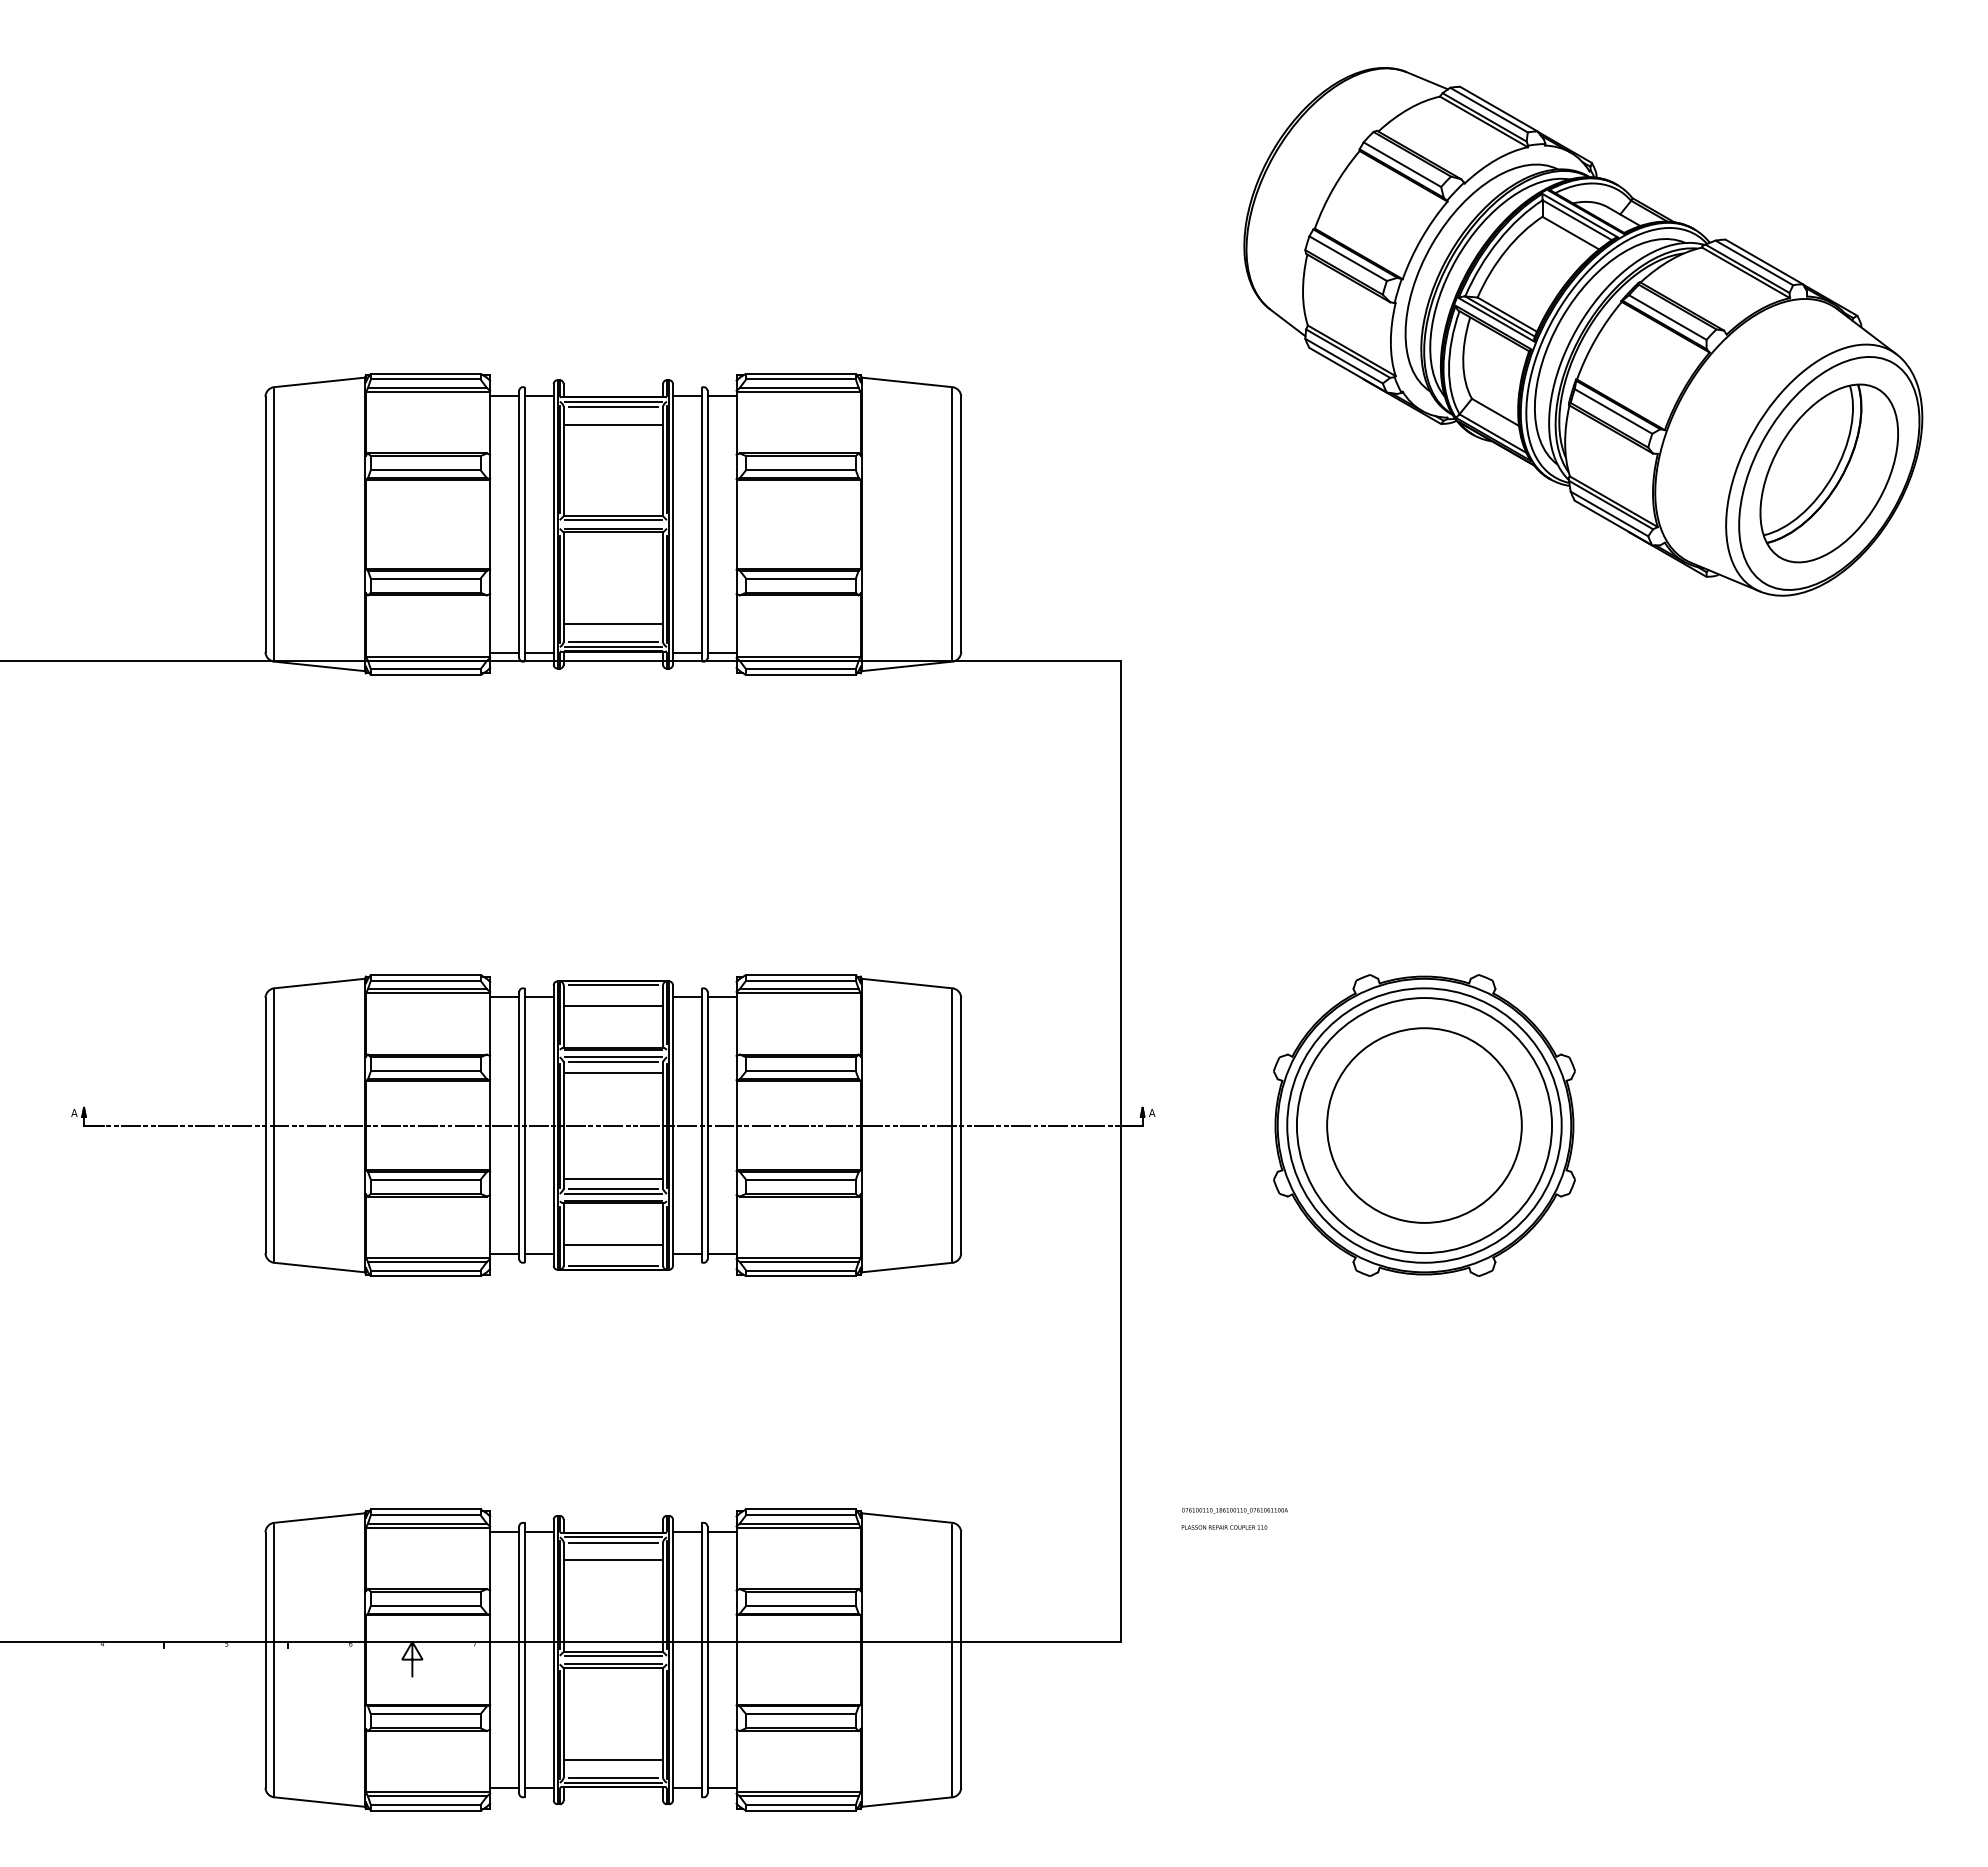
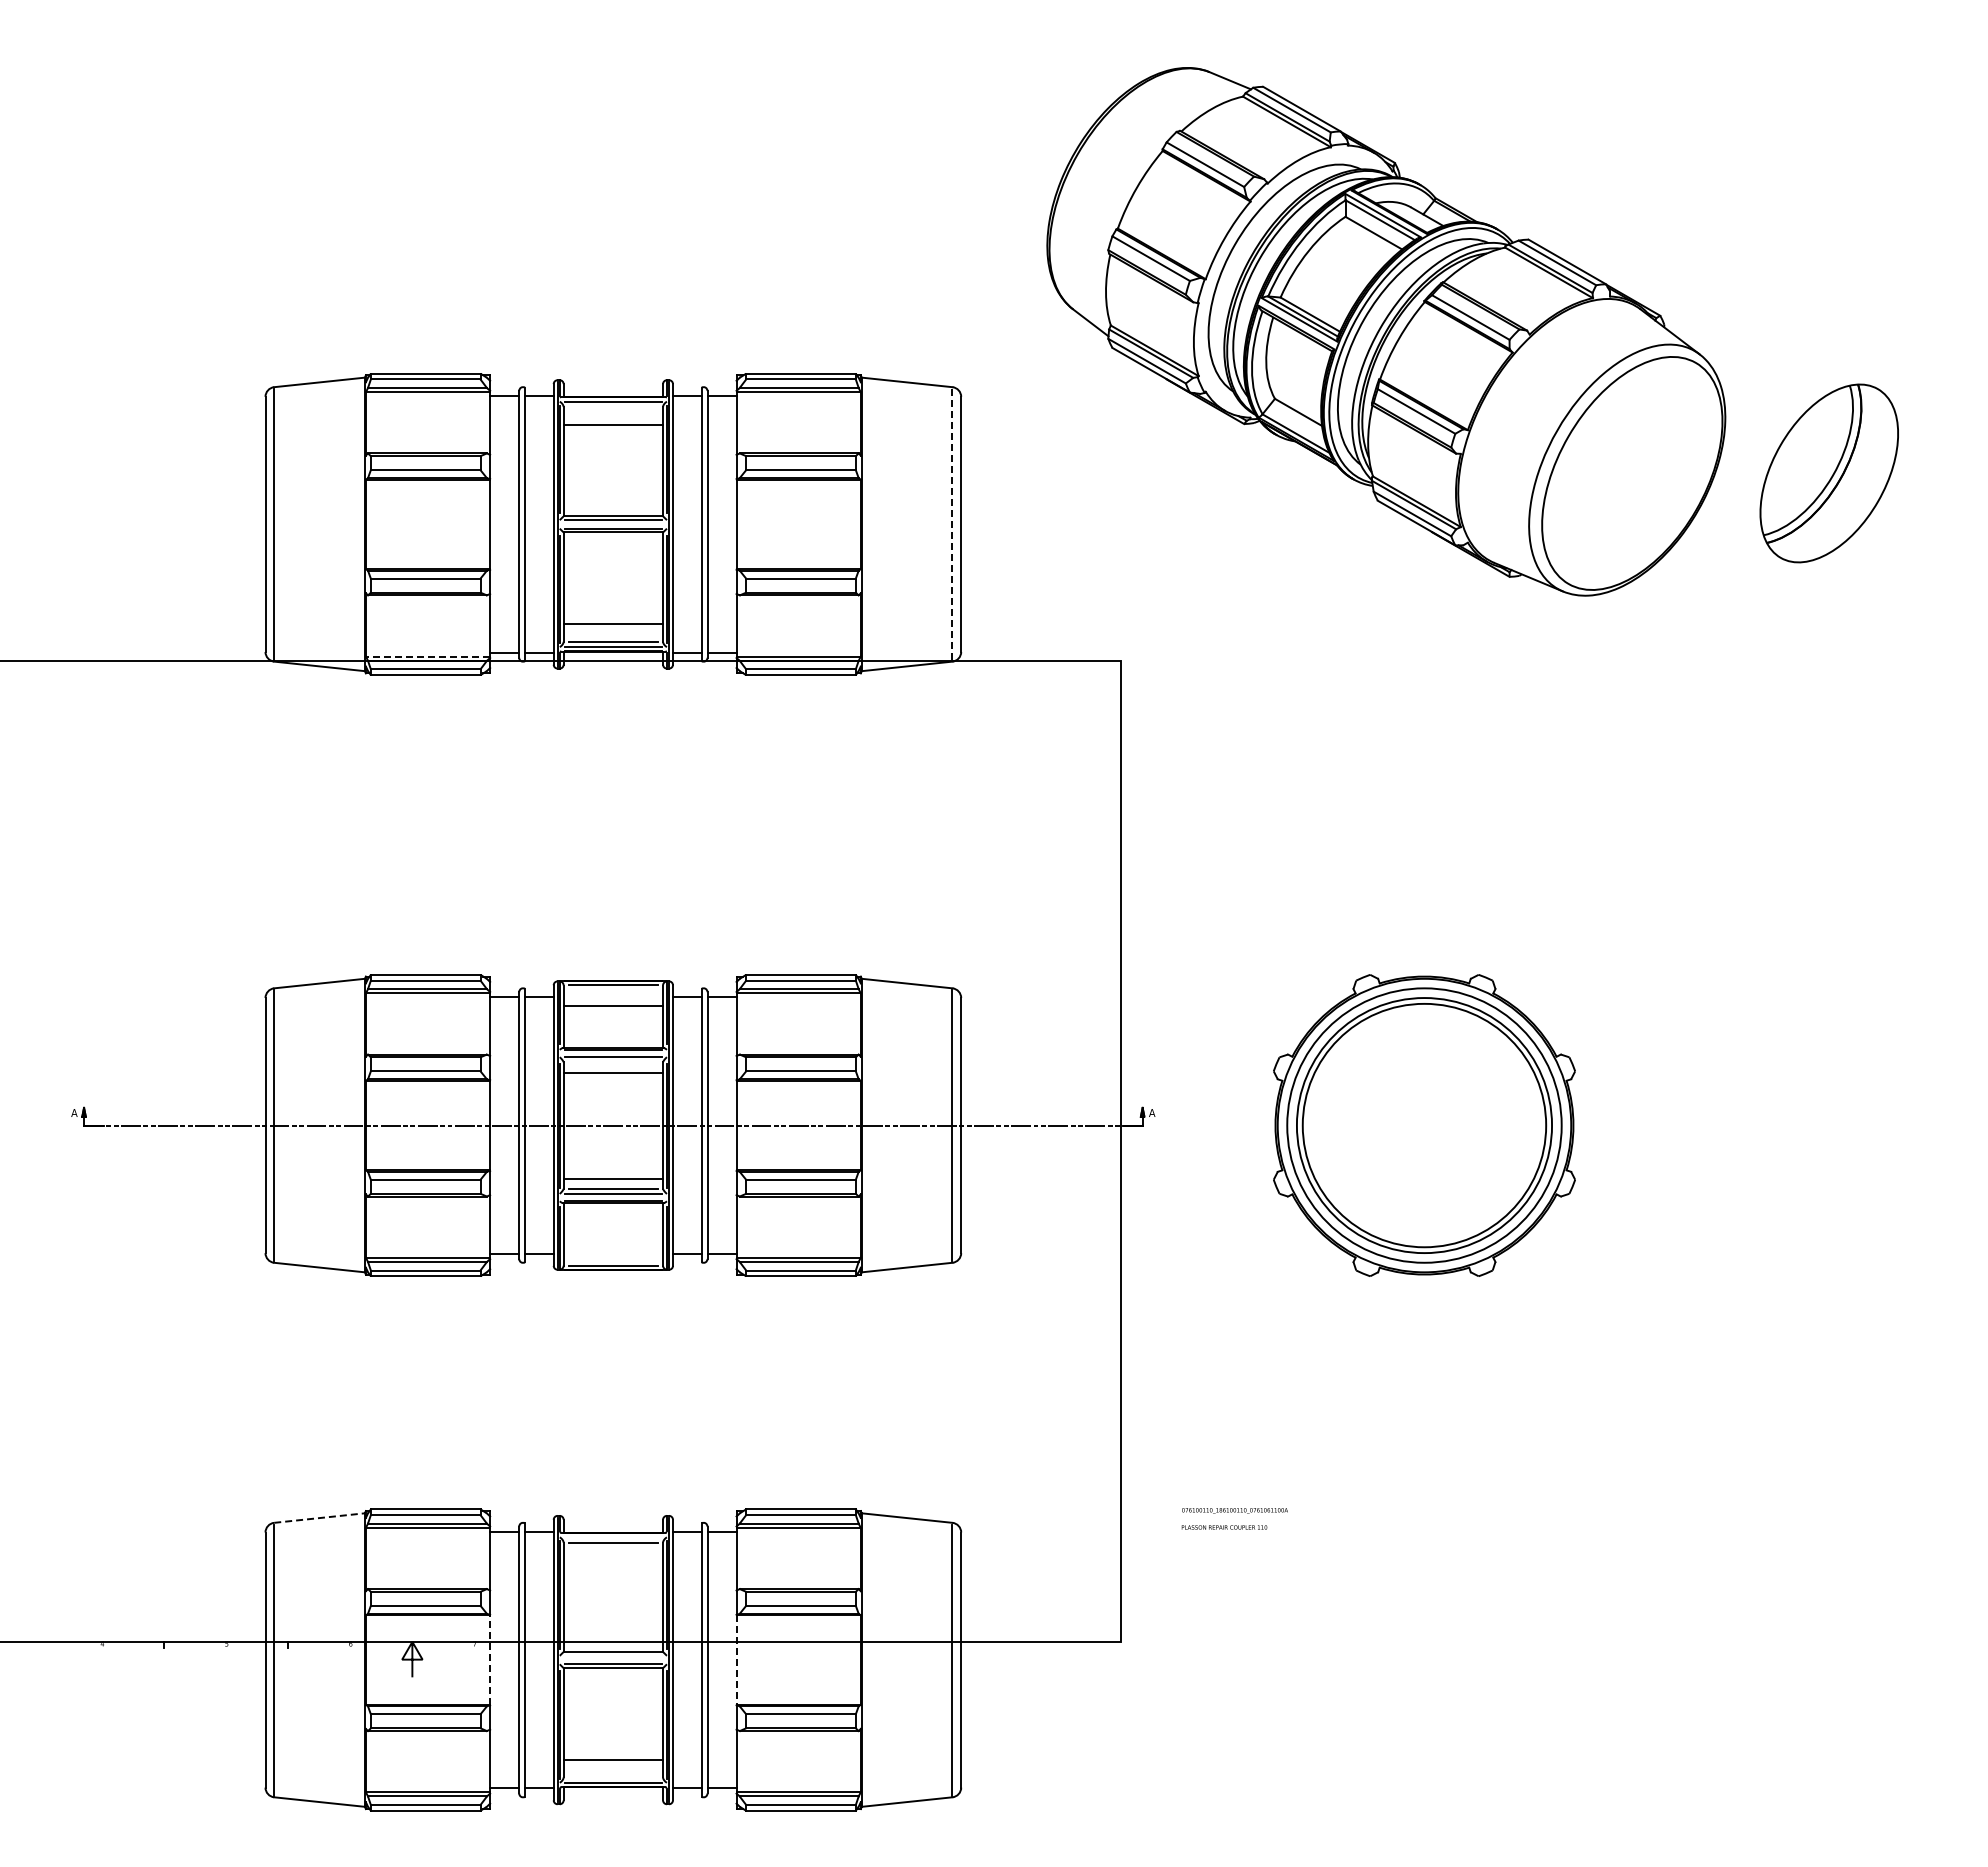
part position: (1583, 331) -> (1386, 331) (1386, 331)
line: present -> none (613, 406)
line: solid -> dashed (952, 524)
line: solid -> dashed (427, 656)
line: present -> none (613, 1062)
circle diameter: 195 px -> 243 px (1424, 1125)
line: present -> none (613, 1245)
line: solid -> dashed (319, 1518)
line: present -> none (613, 1537)
line: present -> none (613, 1560)
line: present -> none (613, 1655)
line: solid -> dashed (490, 1660)
line: solid -> dashed (736, 1660)
line: present -> none (613, 1777)
